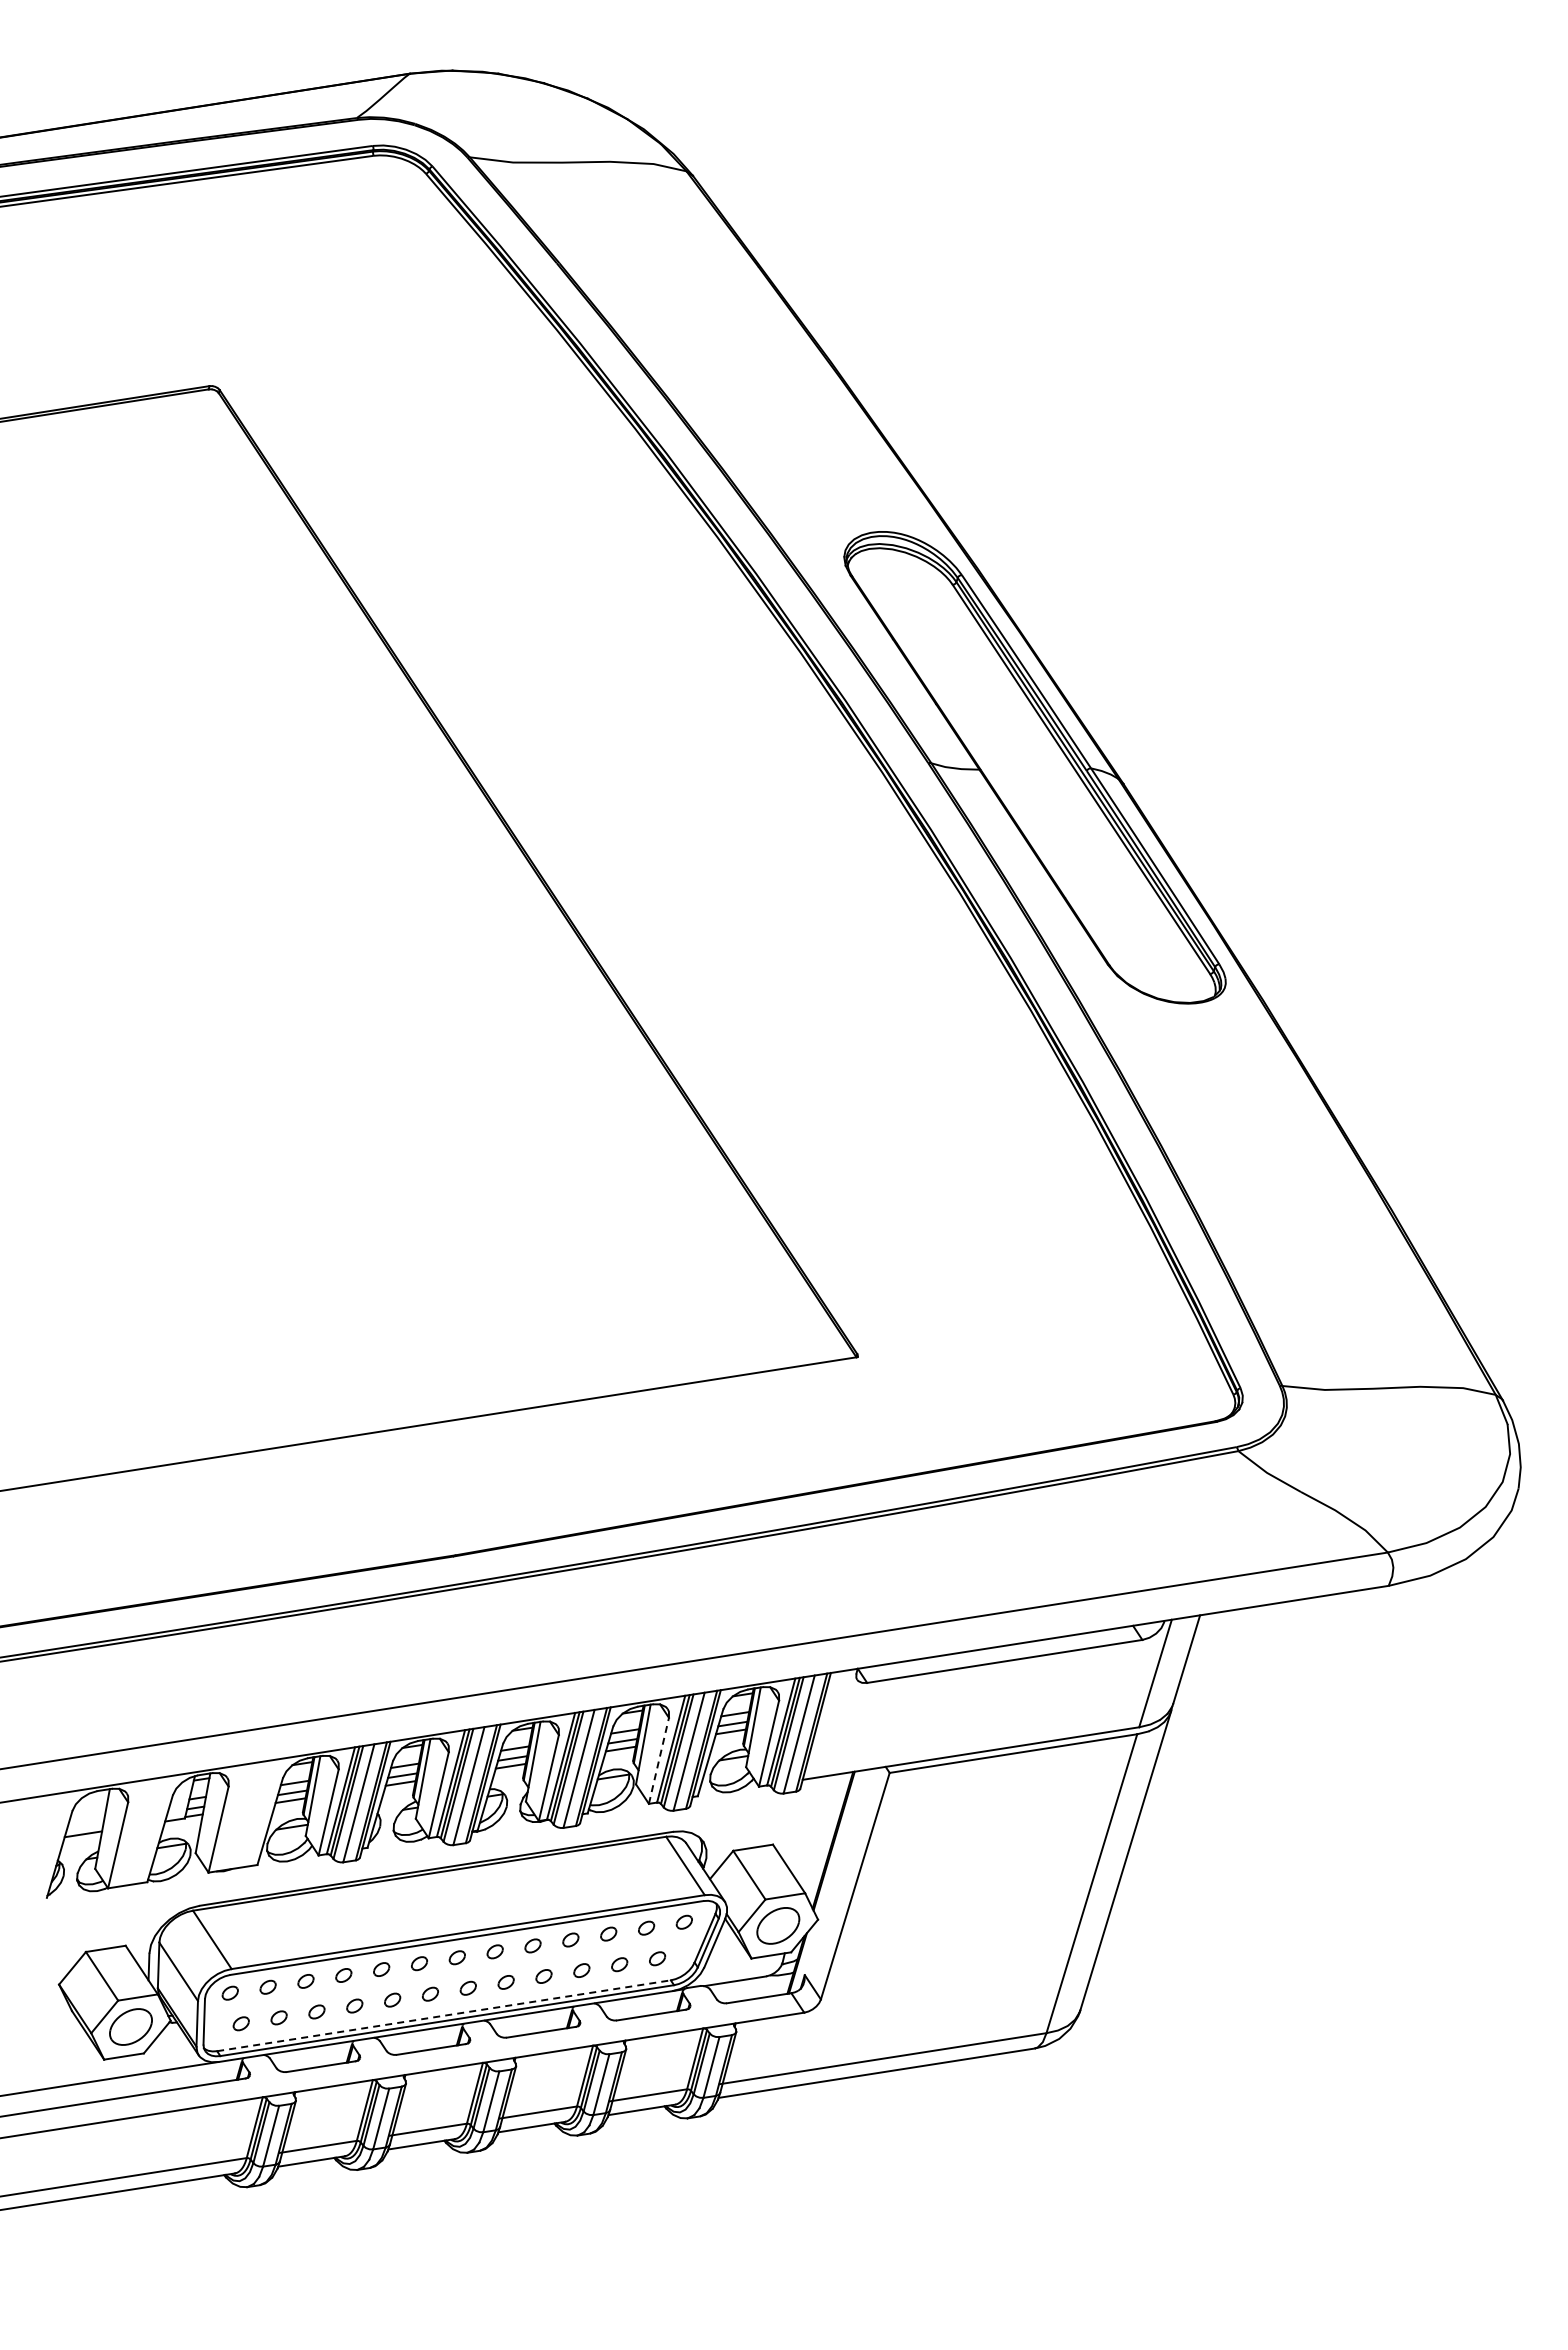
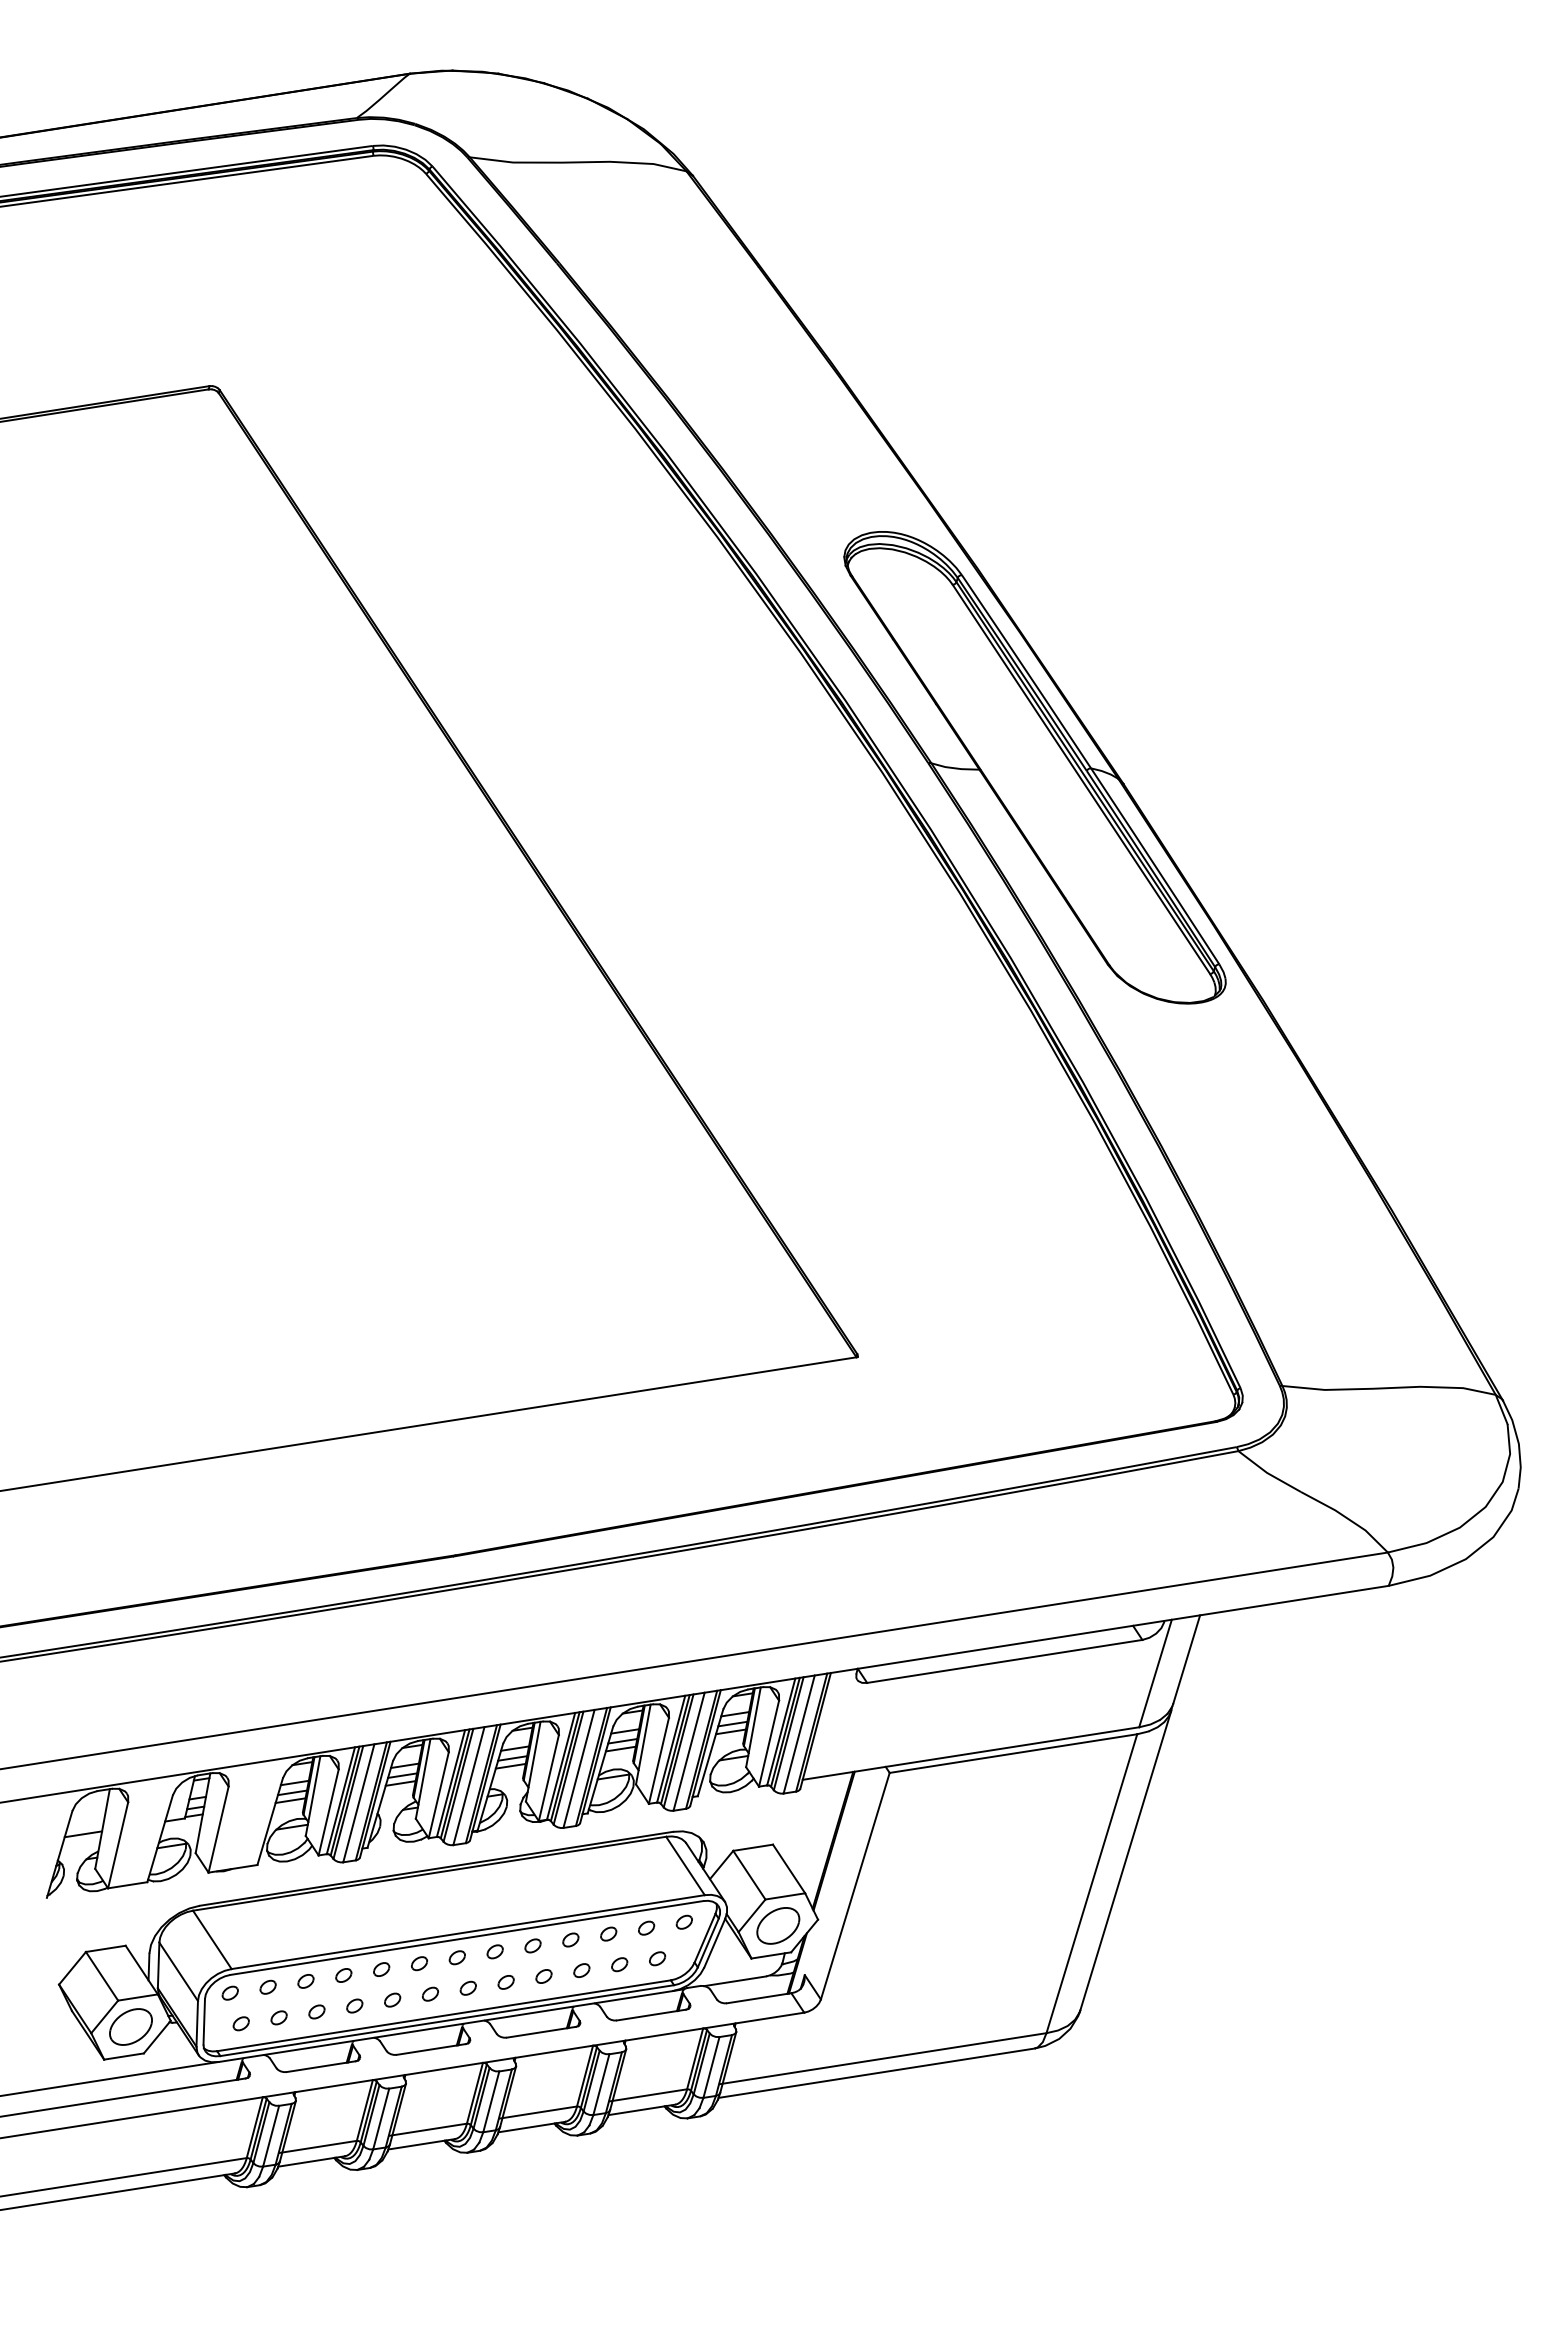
line: dashed -> solid (659, 1760)
line: dashed -> solid (444, 2015)
